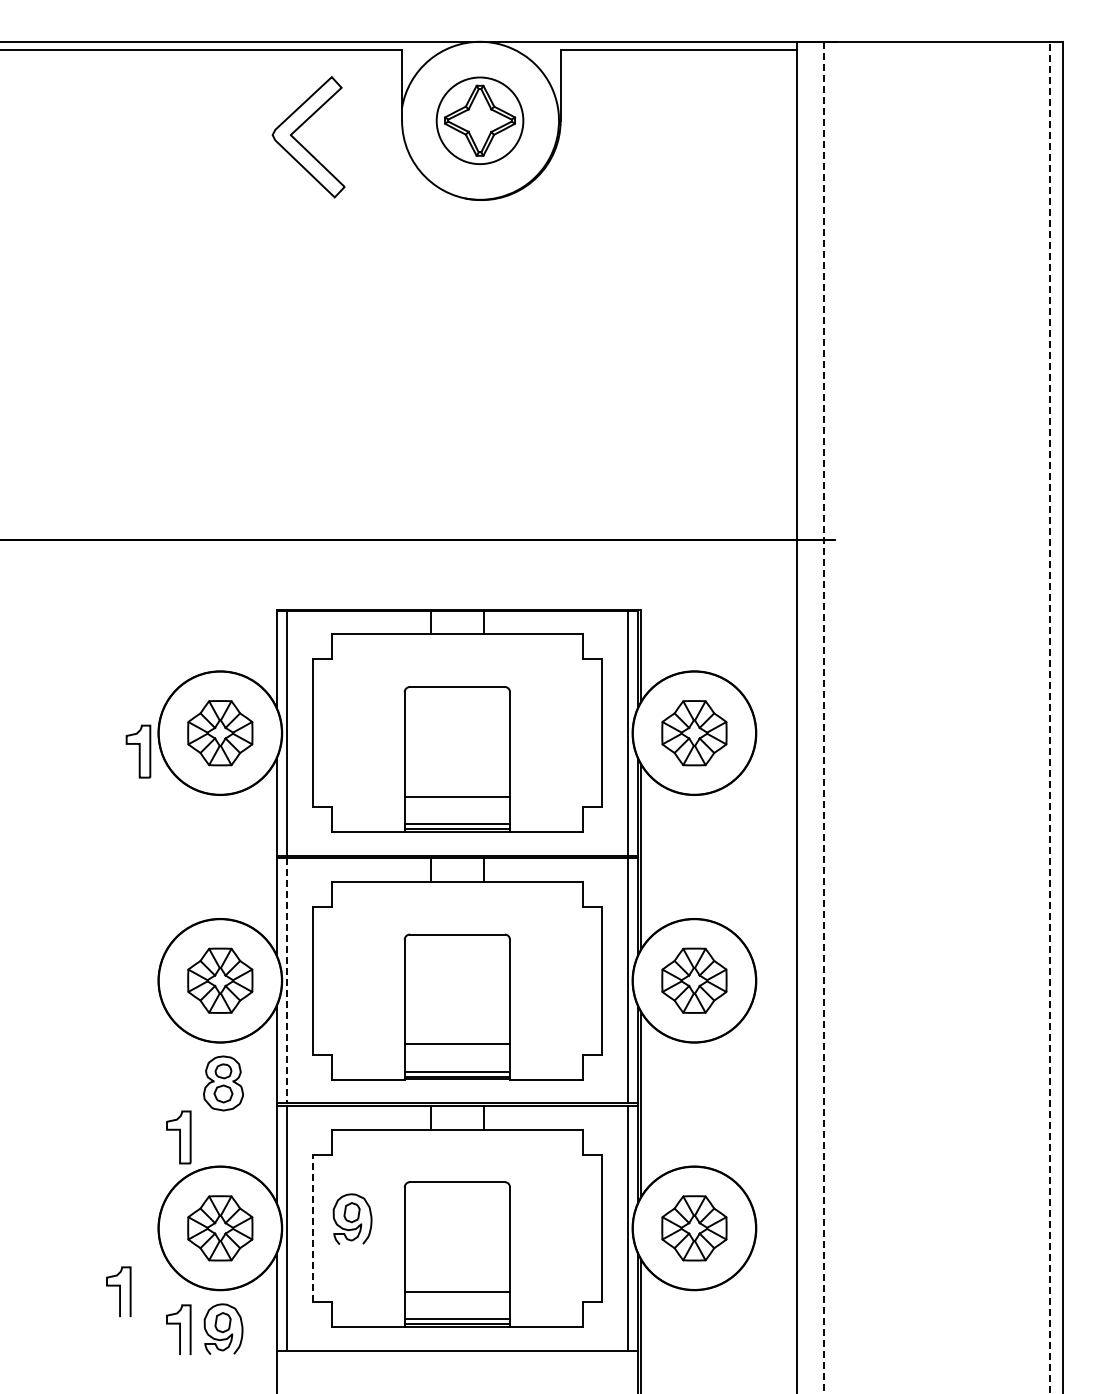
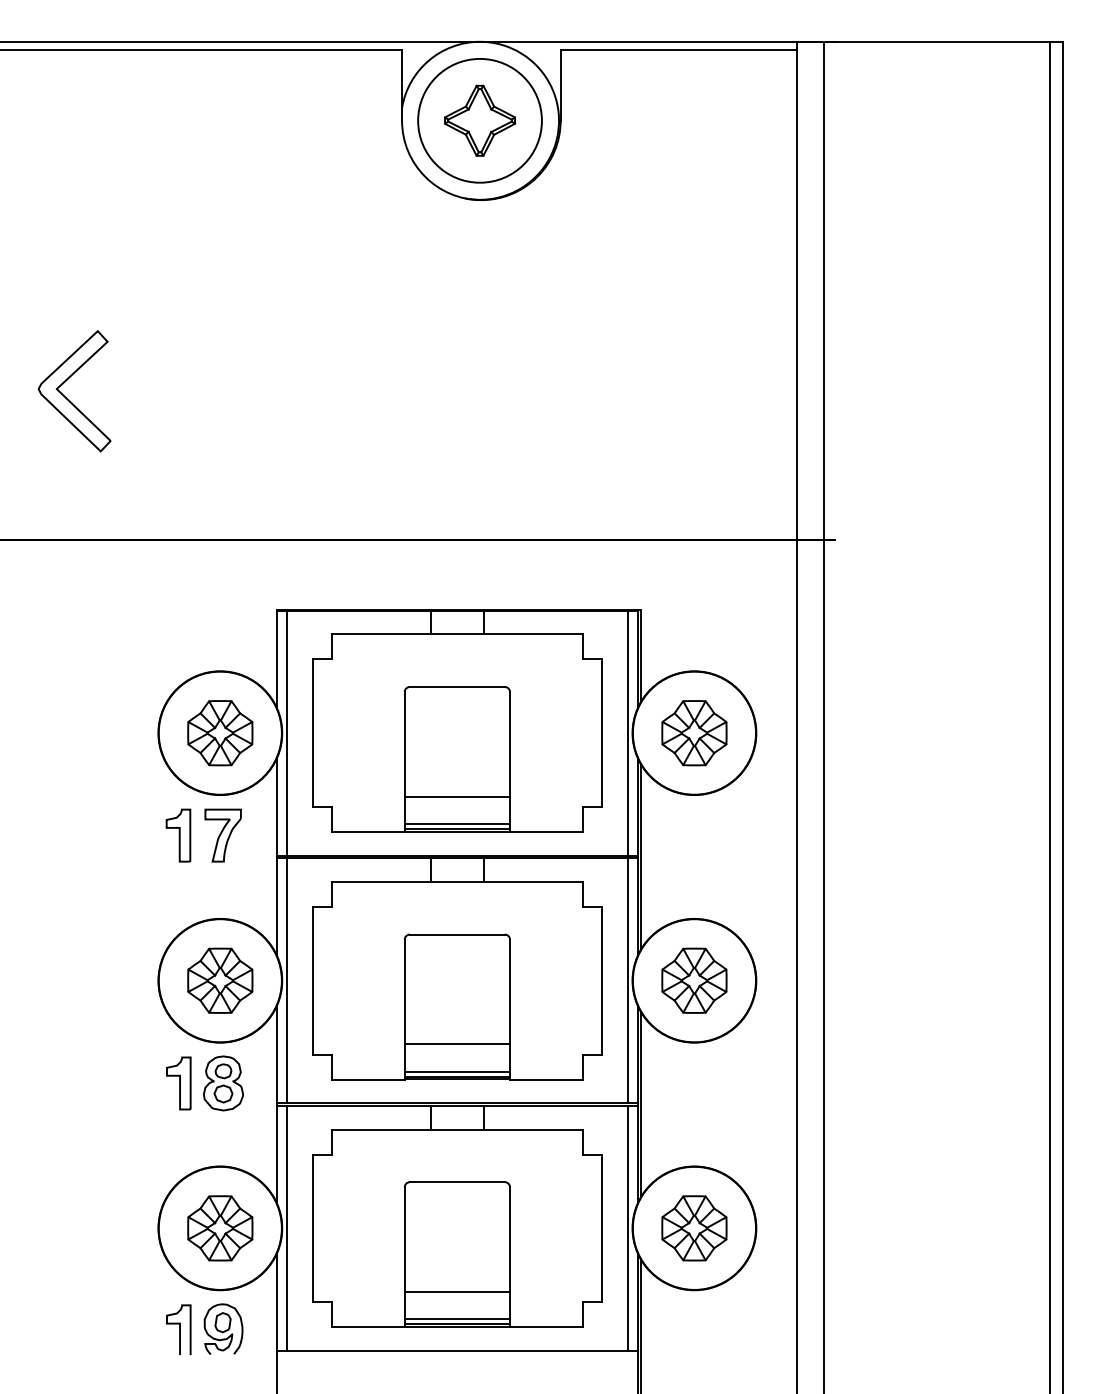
circle diameter: 87 px -> 124 px (479, 120)
part position: (303, 145) -> (69, 399) (69, 399)
line: dashed -> solid (823, 717)
line: dashed -> solid (1050, 717)
part position: (138, 751) -> (178, 835) (178, 835)
part: none -> present (222, 835)
line: dashed -> solid (286, 981)
part position: (178, 1137) -> (178, 1083) (178, 1083)
part: present -> none (352, 1218)
line: dashed -> solid (312, 1228)
curve: present -> none (119, 1291)
